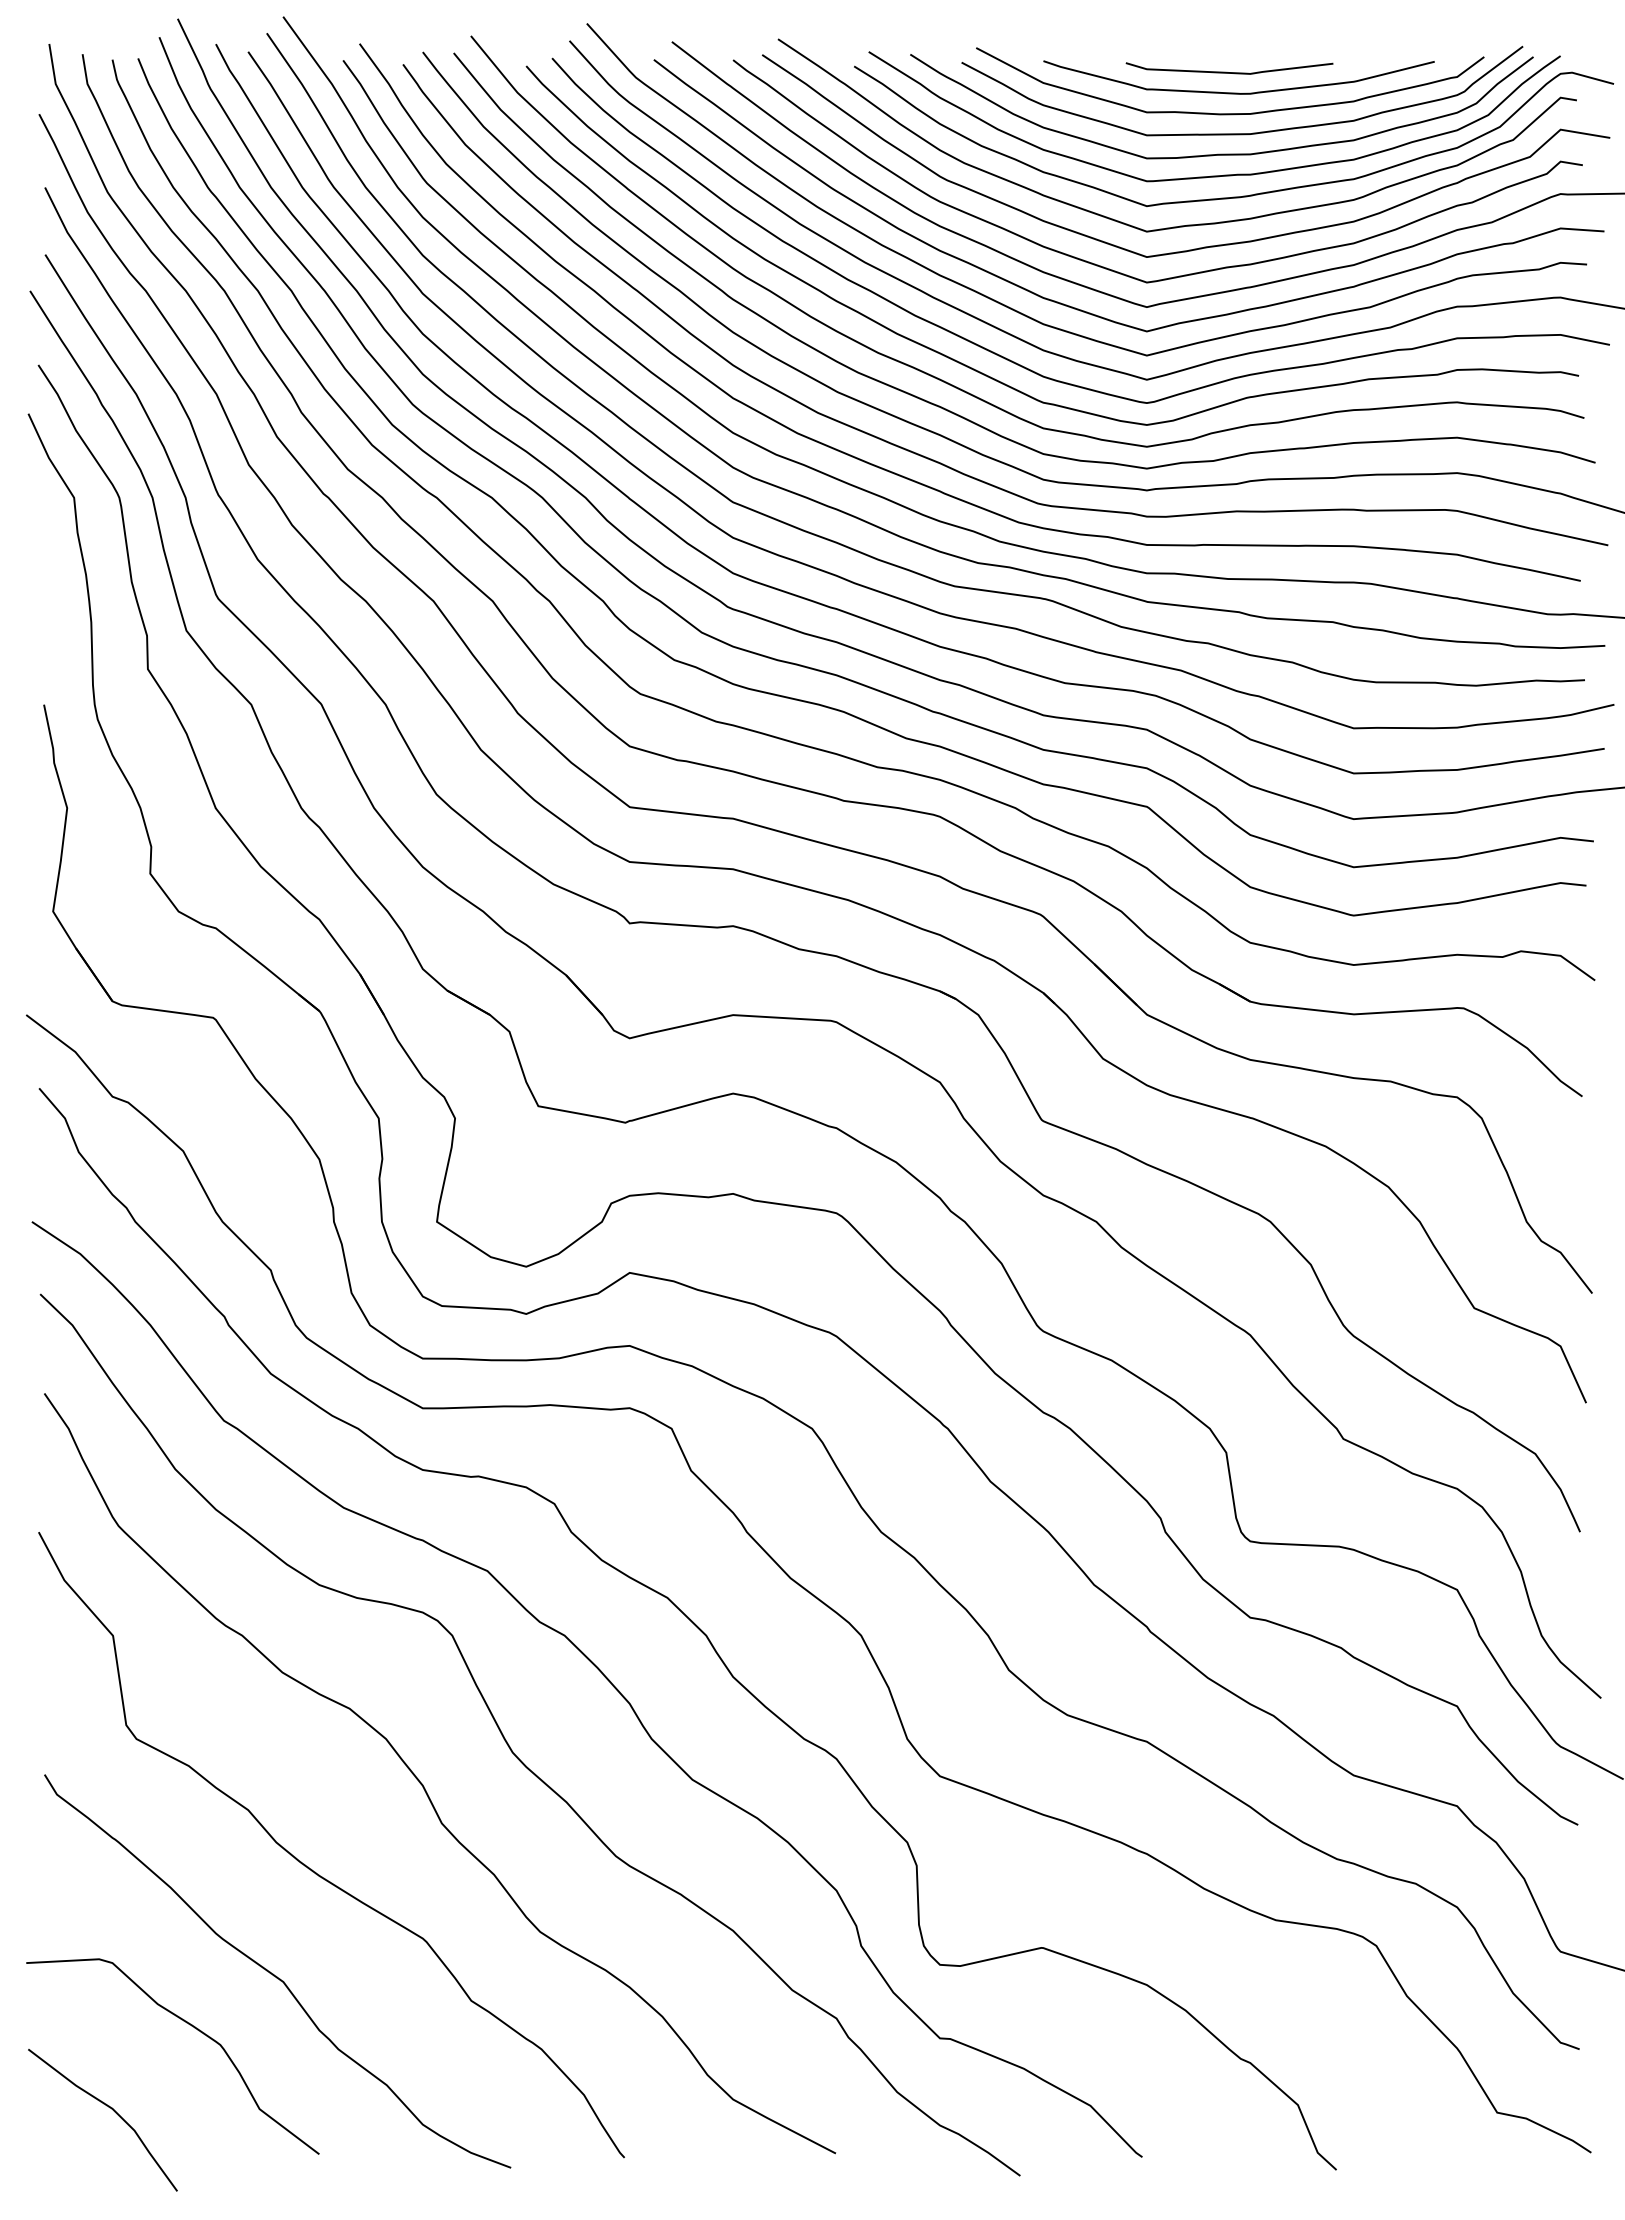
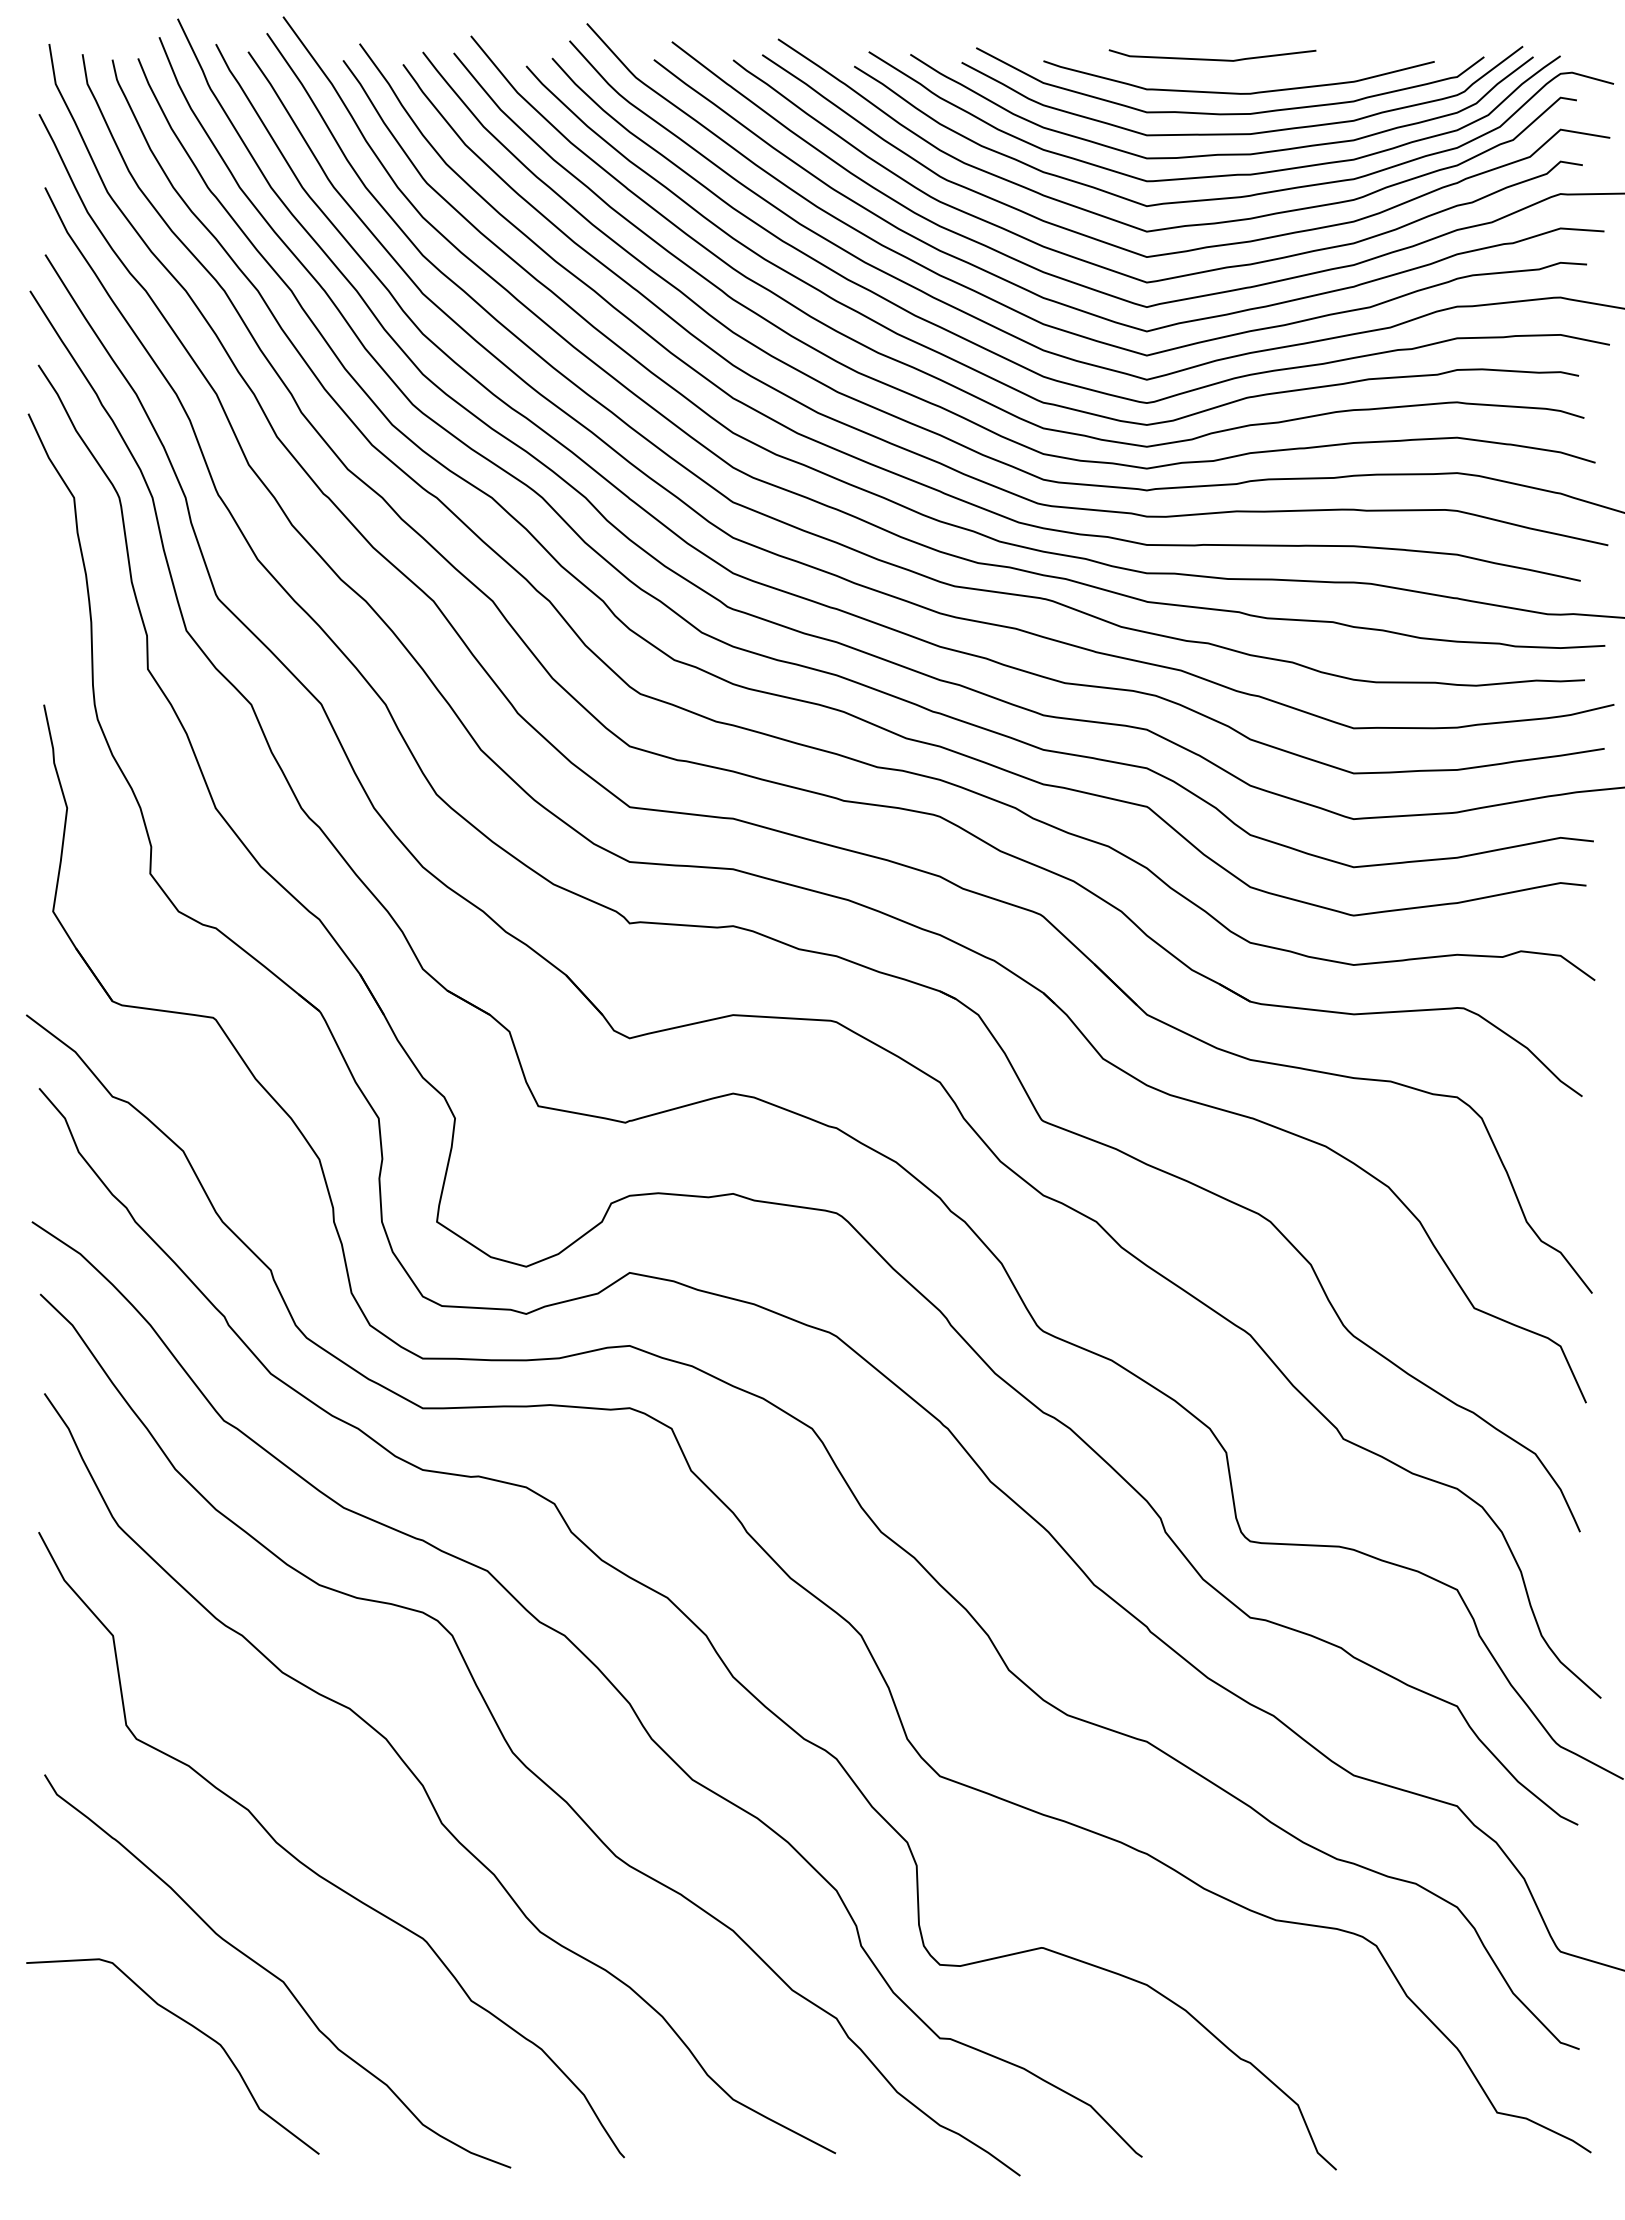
curve position: (1229, 72) -> (1212, 59) (1212, 59)
curve: present -> none (112, 2110)
